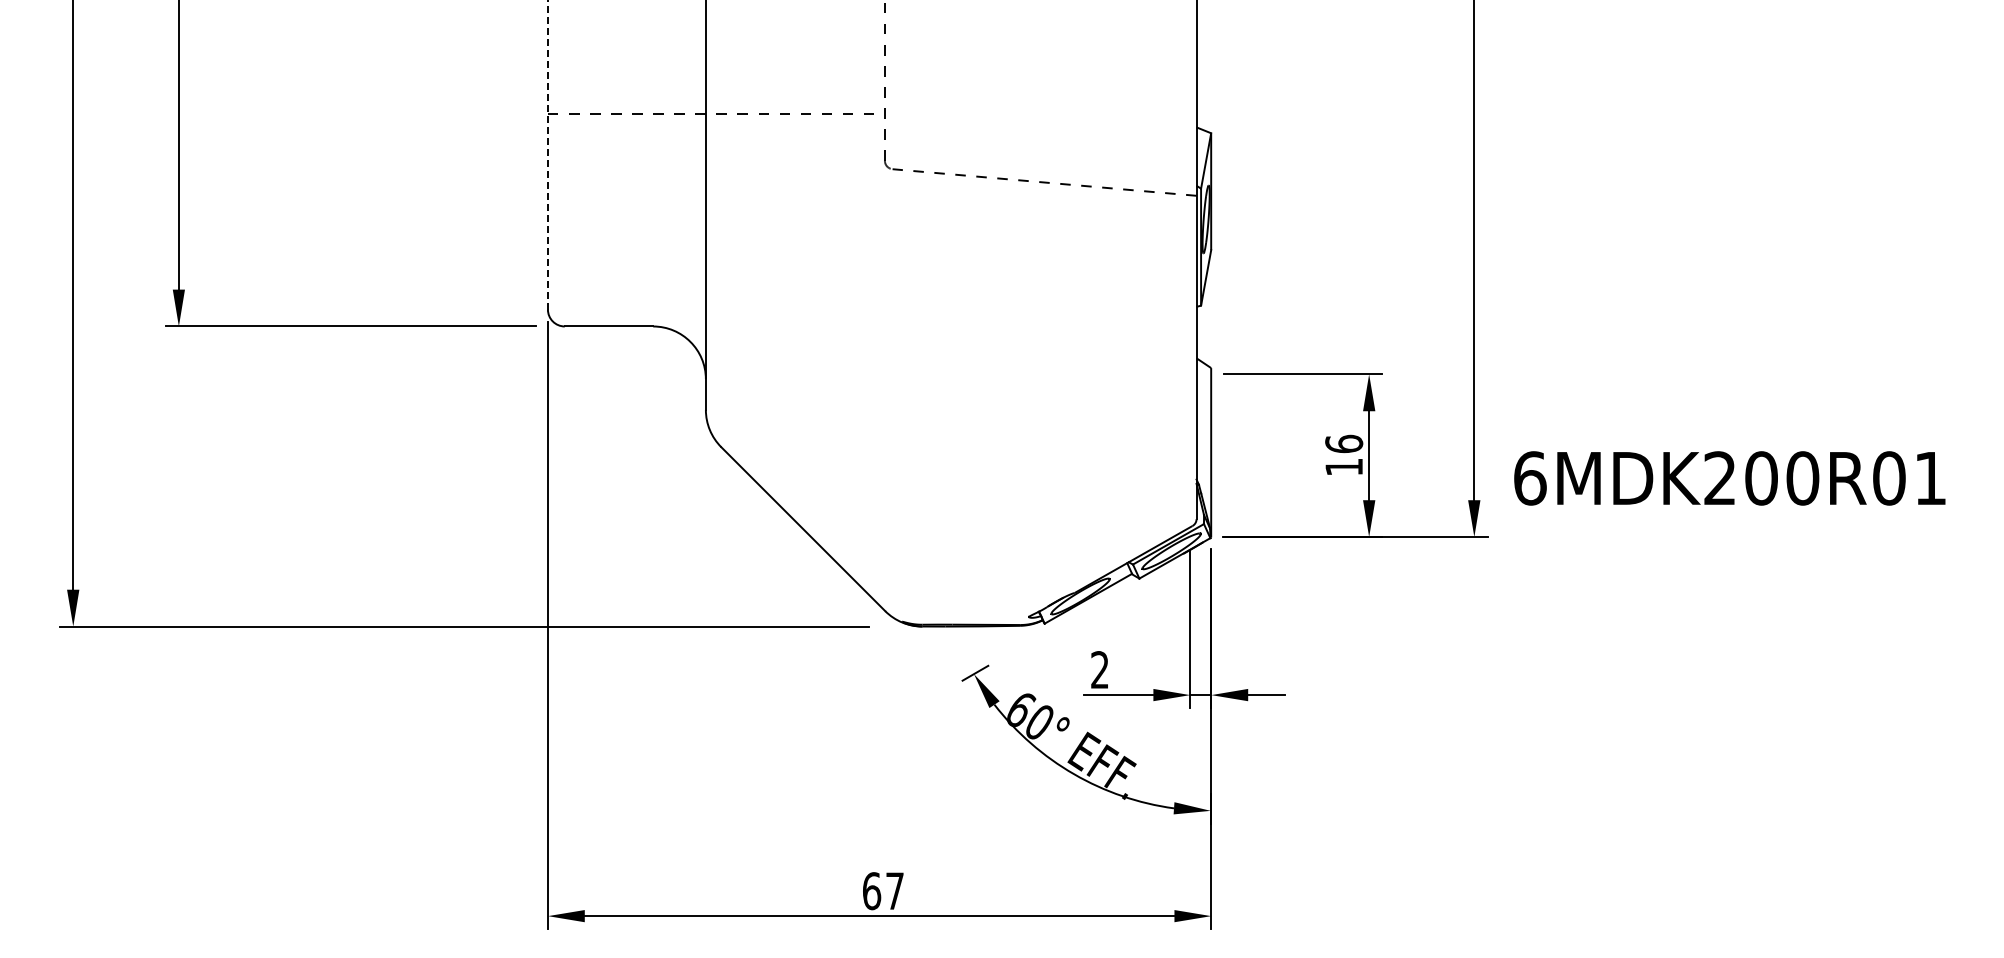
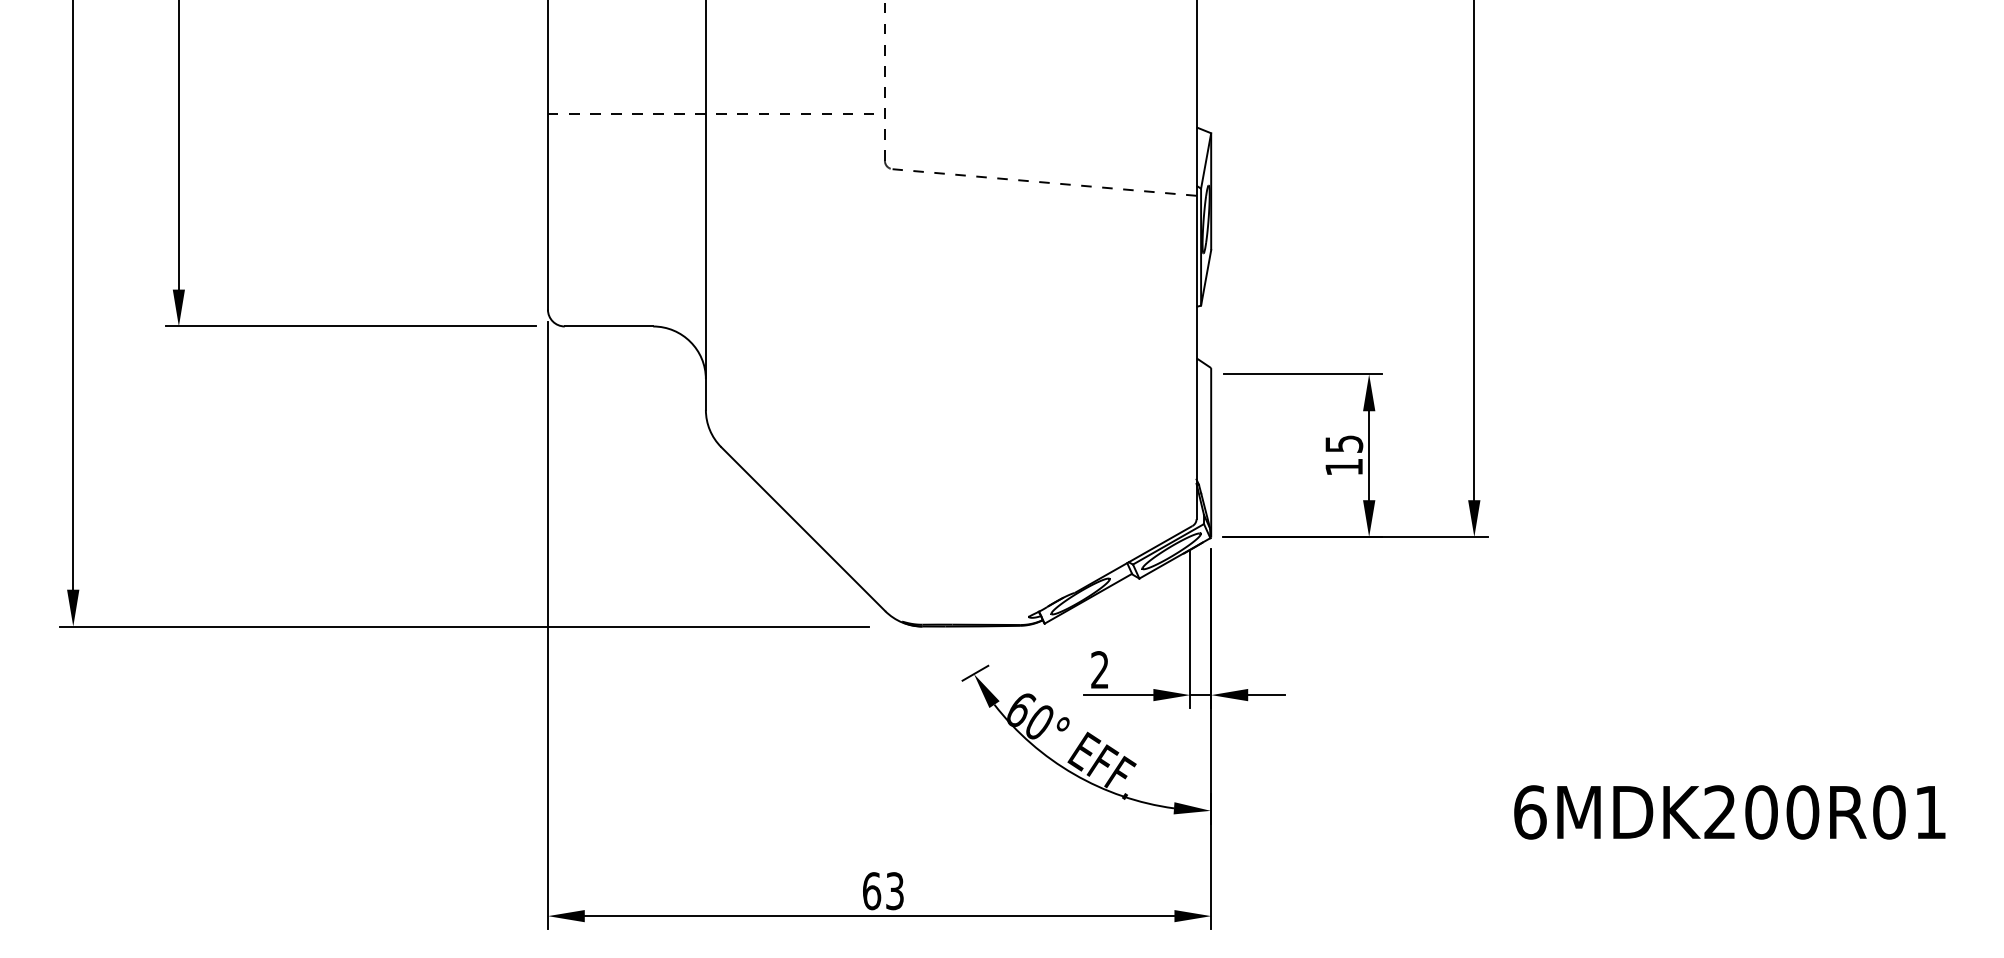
line: dashed -> solid (547, 154)
text: 16 -> 15 (1344, 443)
text position: (1729, 478) -> (1729, 812) (1729, 812)
text: 67 -> 63 (894, 891)
